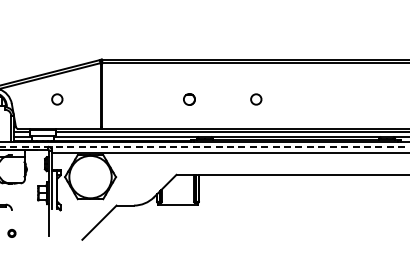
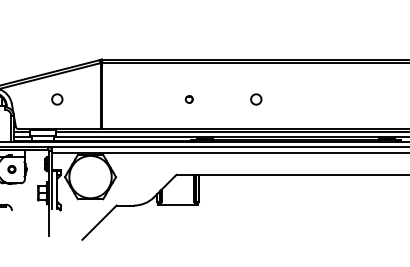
part size: 13x13 px -> 10x9 px (188, 99)
line: dashed -> solid (204, 146)
part position: (11, 233) -> (11, 169) (11, 169)
